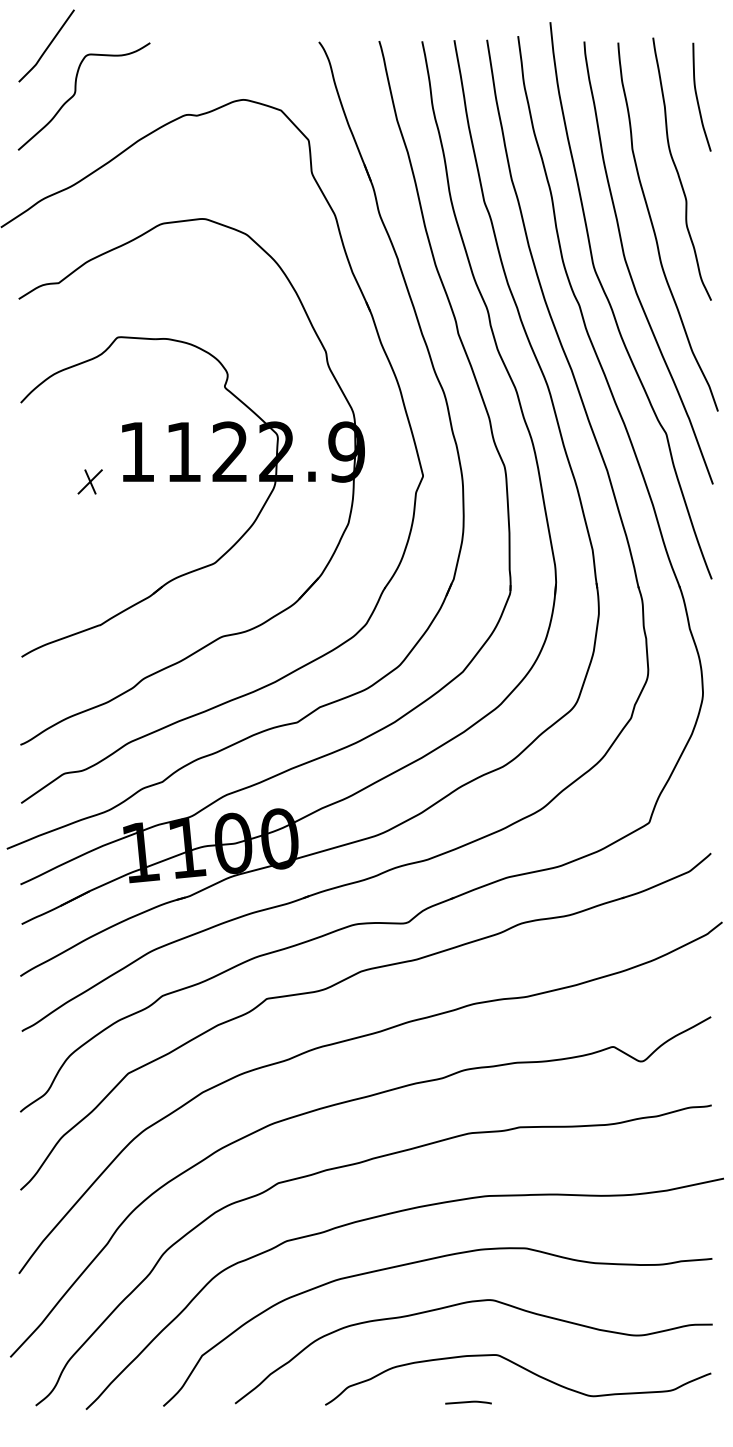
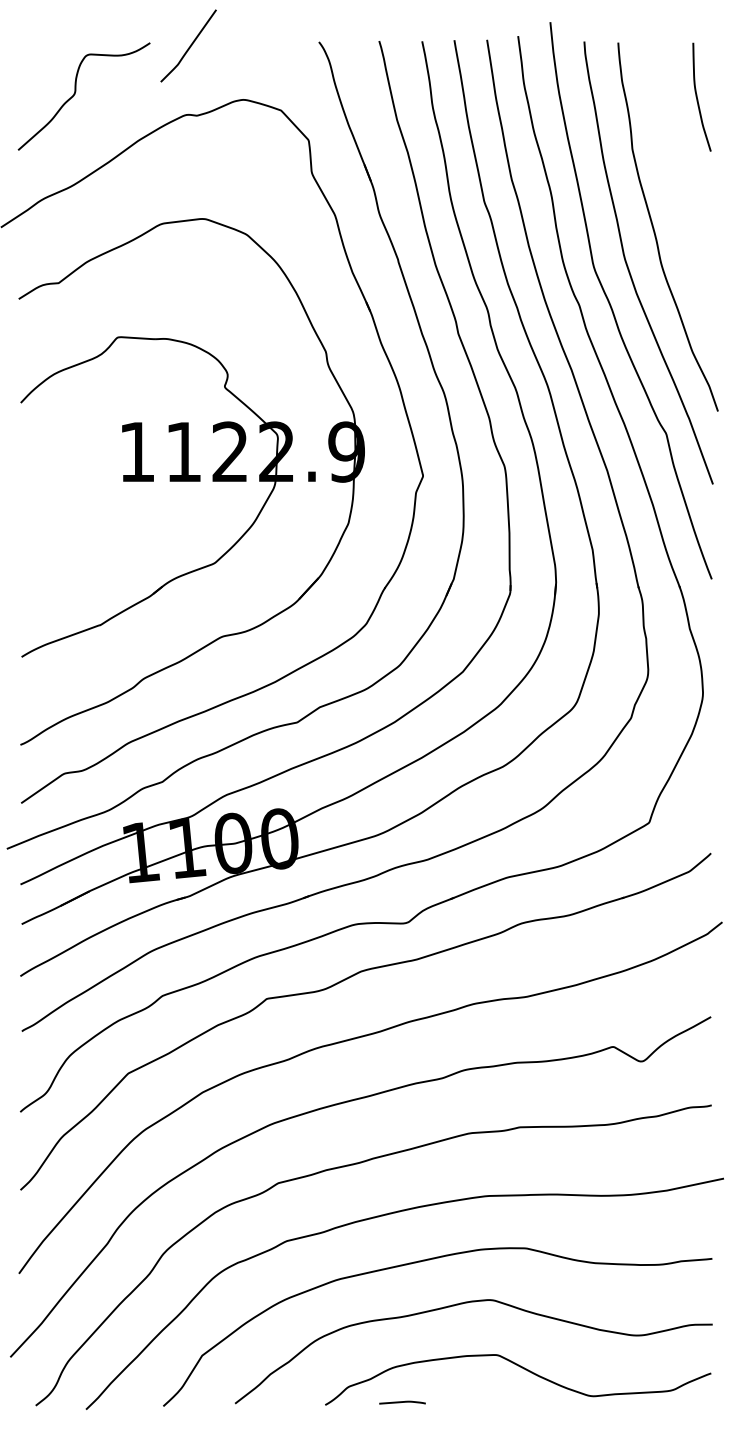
curve position: (47, 46) -> (189, 46) (189, 46)
curve: present -> none (677, 168)
part: present -> none (89, 481)
curve position: (468, 1402) -> (402, 1402) (402, 1402)
